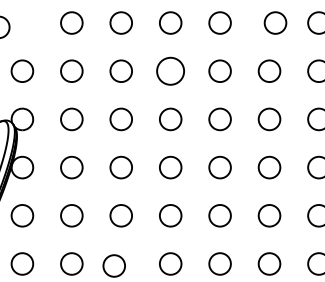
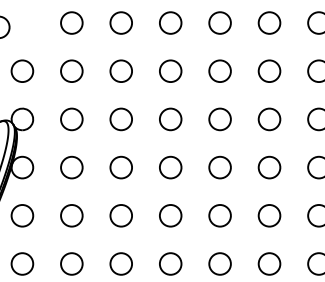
circle position: (275, 22) -> (269, 22) (269, 22)
circle size: 29x30 px -> 24x24 px (170, 70)
circle position: (113, 265) -> (120, 263) (120, 263)
